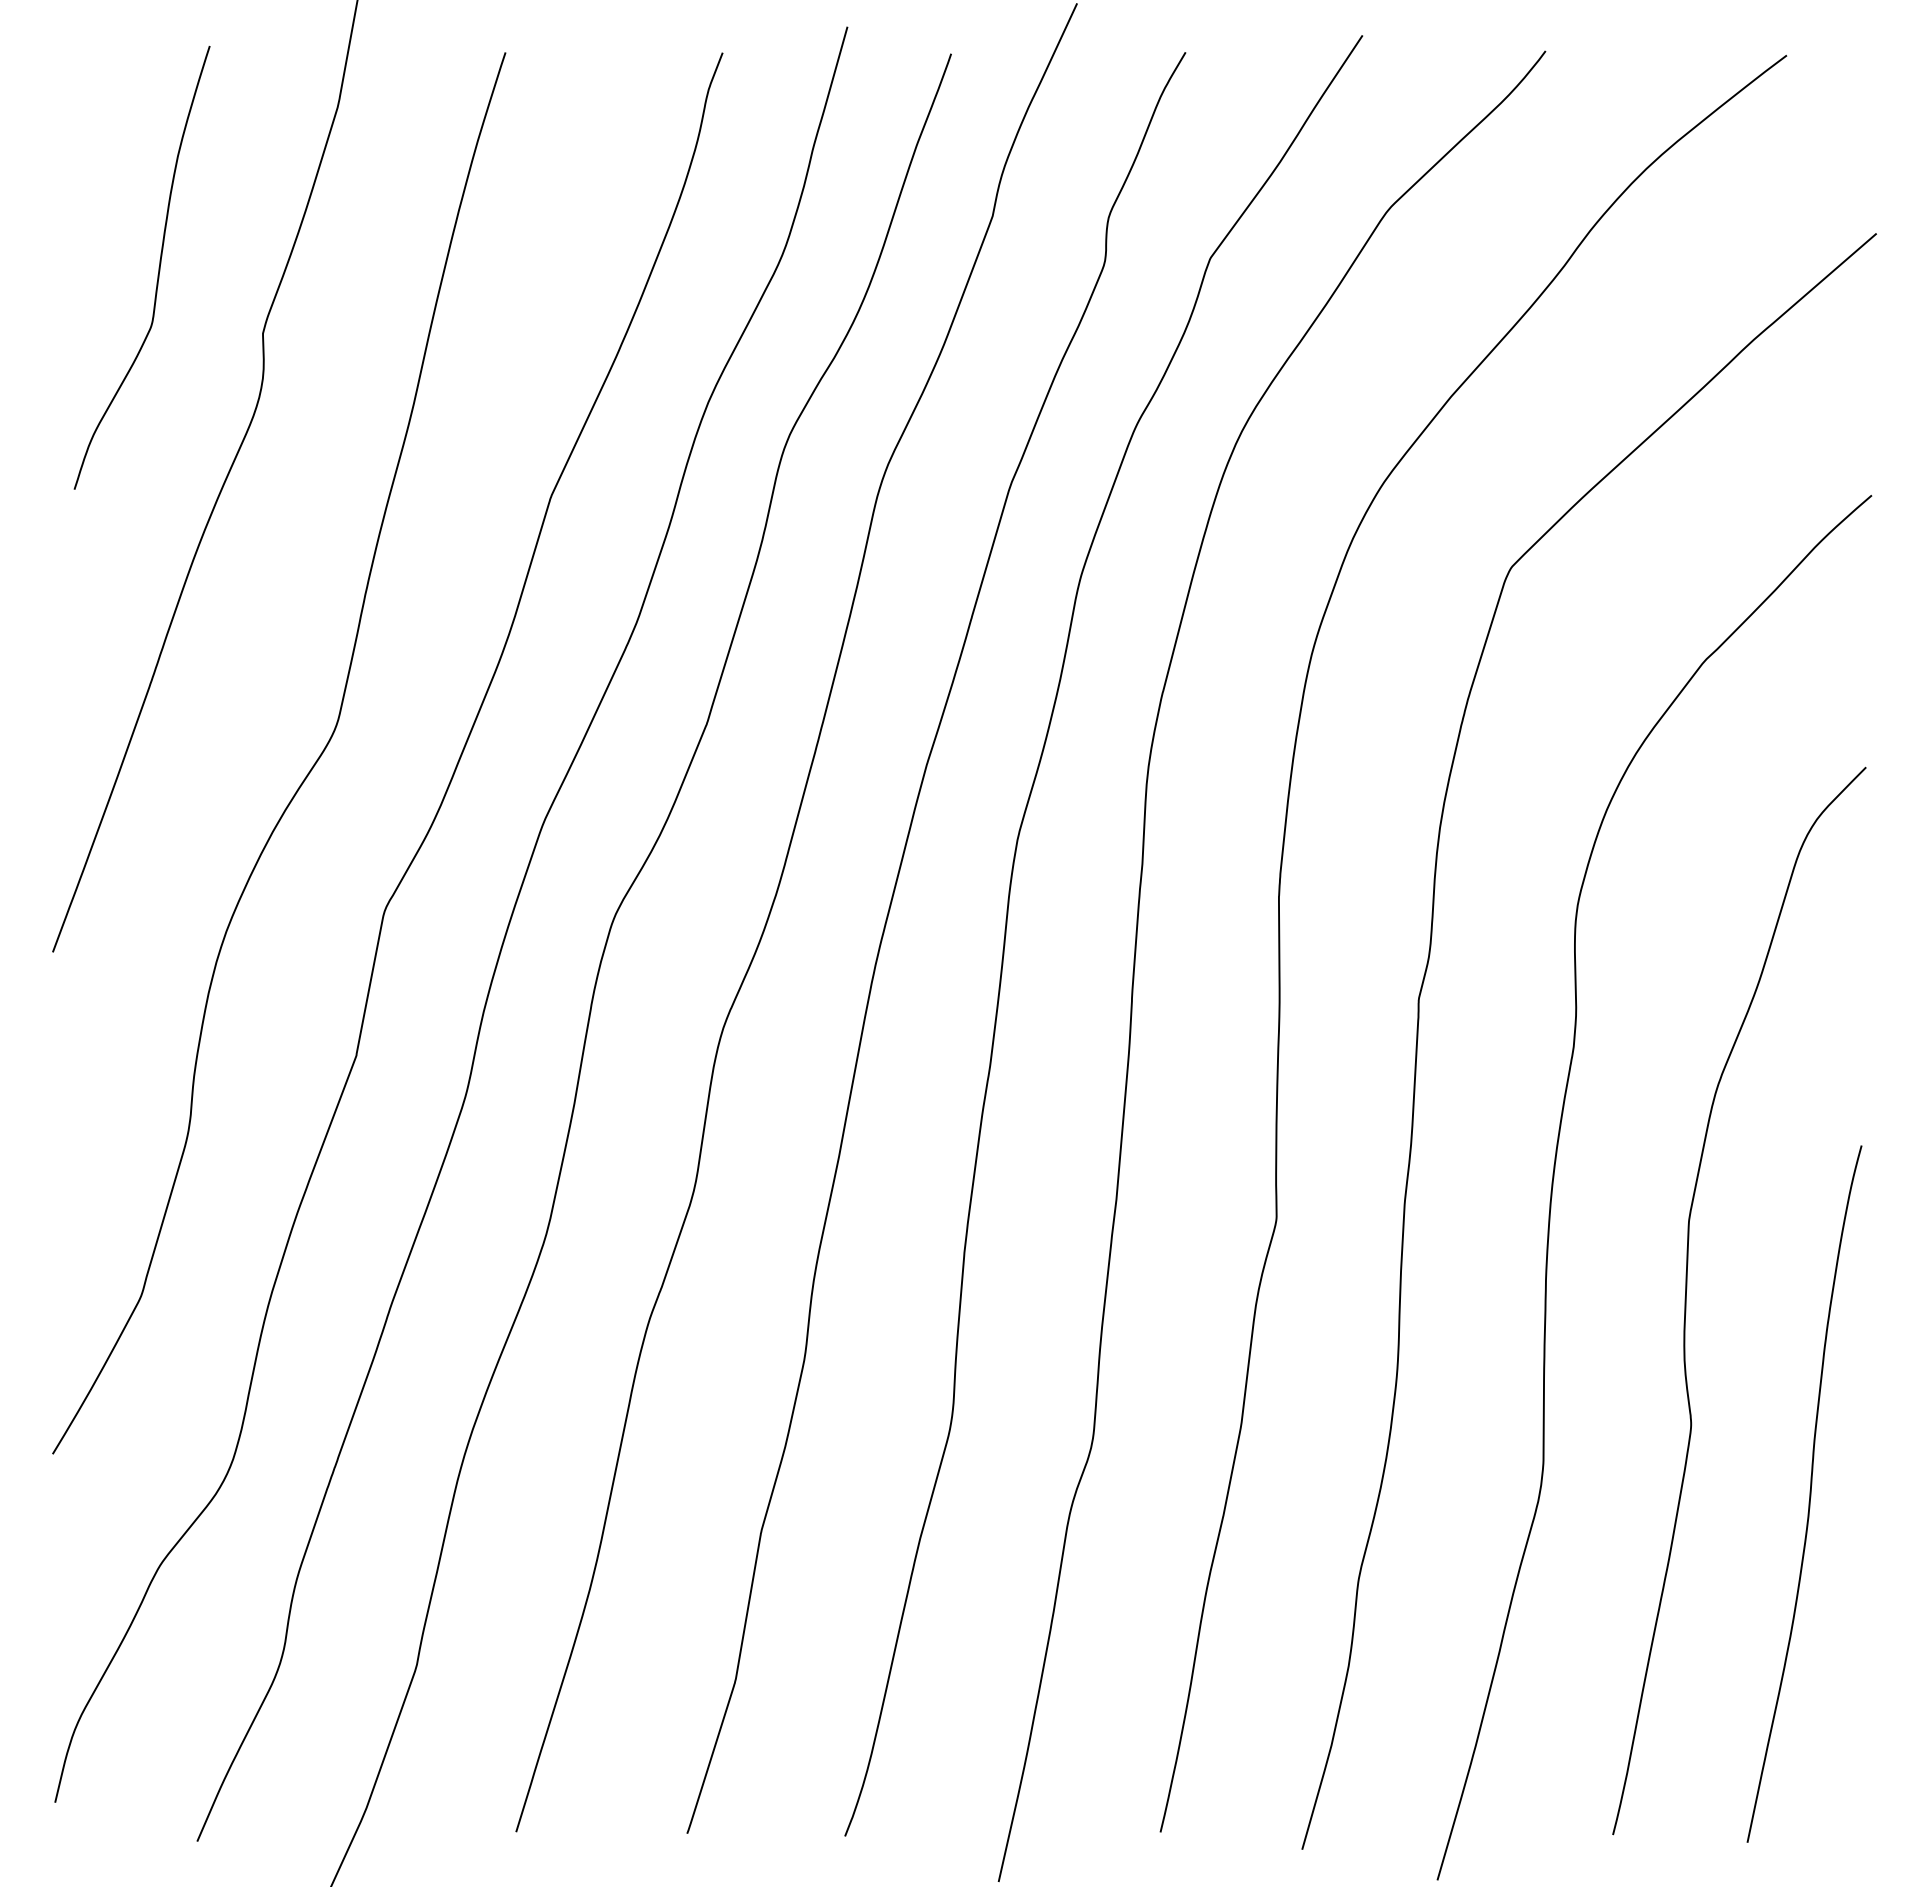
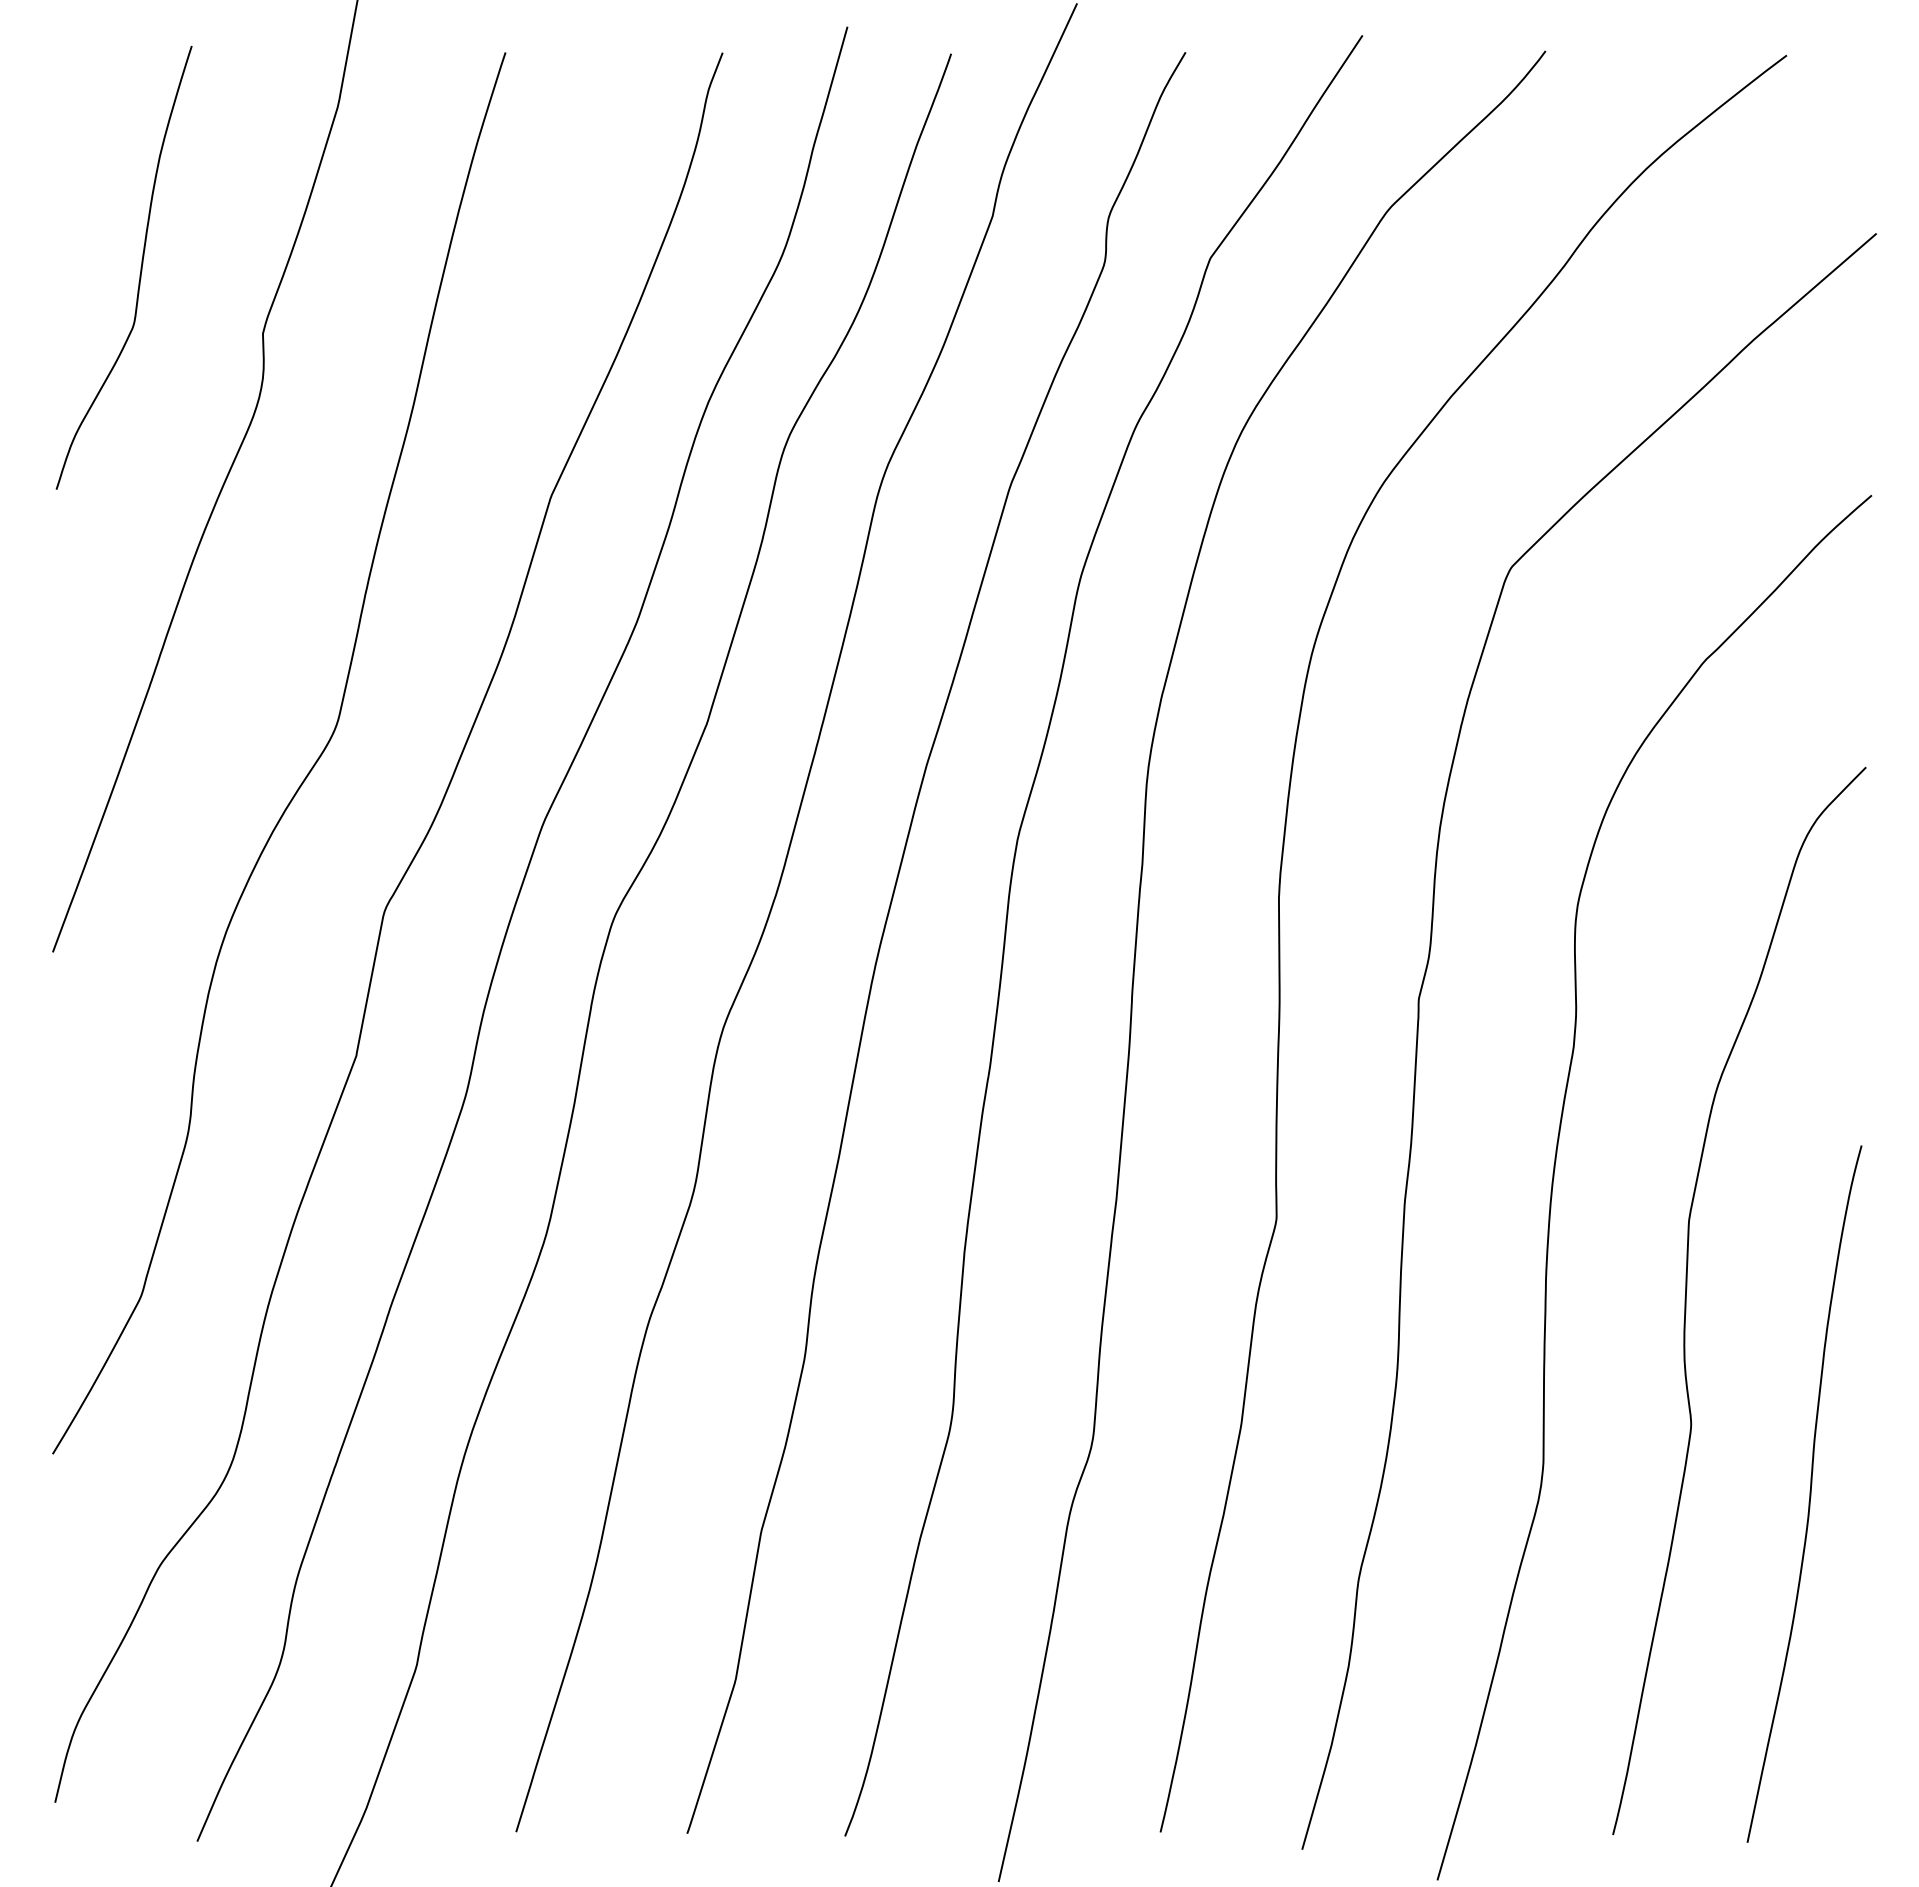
curve position: (158, 267) -> (140, 267) (140, 267)
